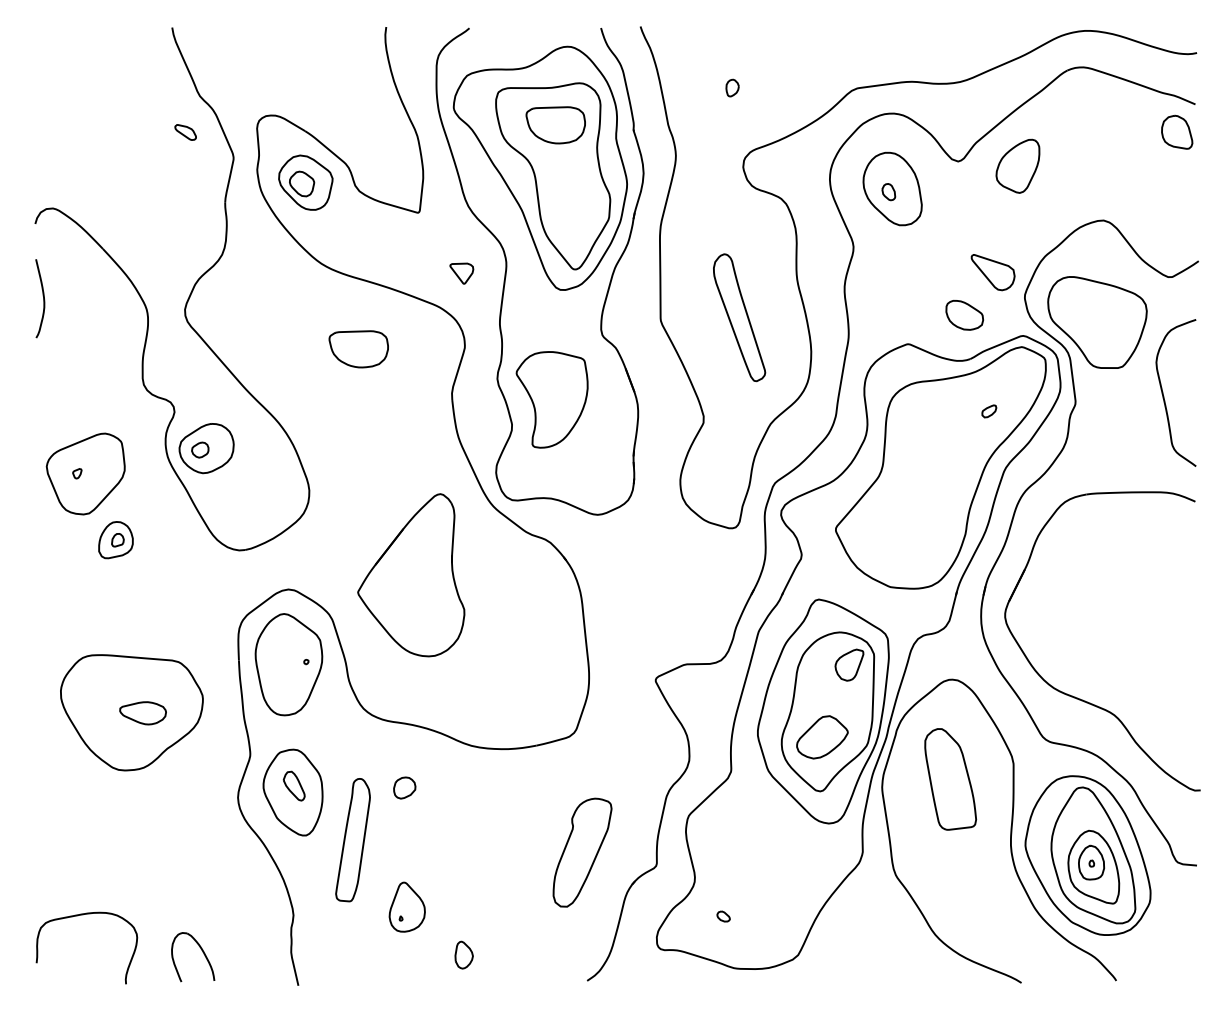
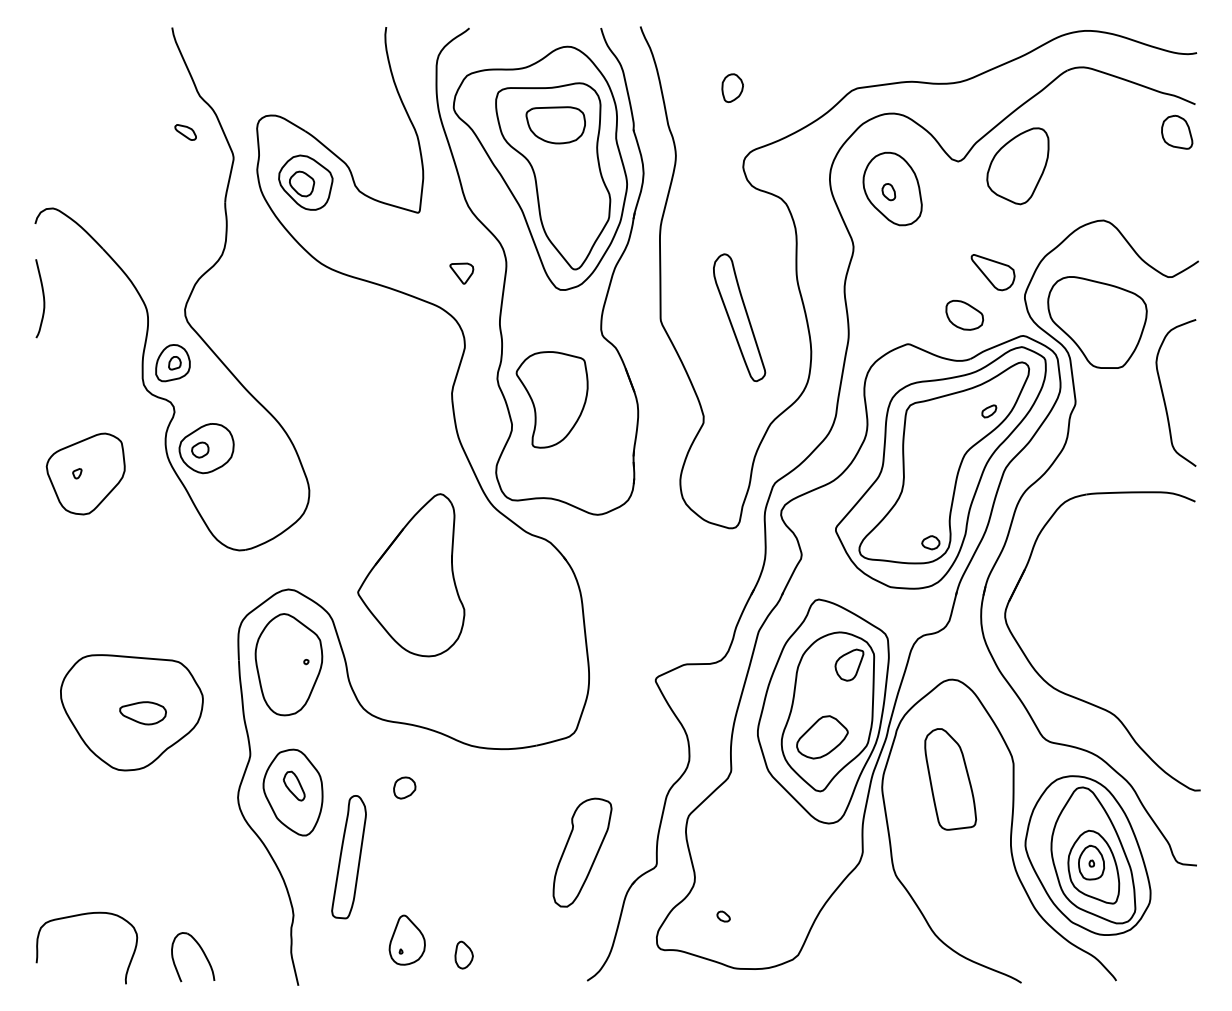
part size: 15x20 px -> 23x30 px (732, 87)
part size: 46x56 px -> 64x79 px (1017, 166)
part: present -> none (358, 349)
part: none -> present (944, 462)
part position: (115, 540) -> (172, 363) (172, 363)
part position: (352, 840) -> (348, 857) (348, 857)
part position: (406, 906) -> (406, 939) (406, 939)
